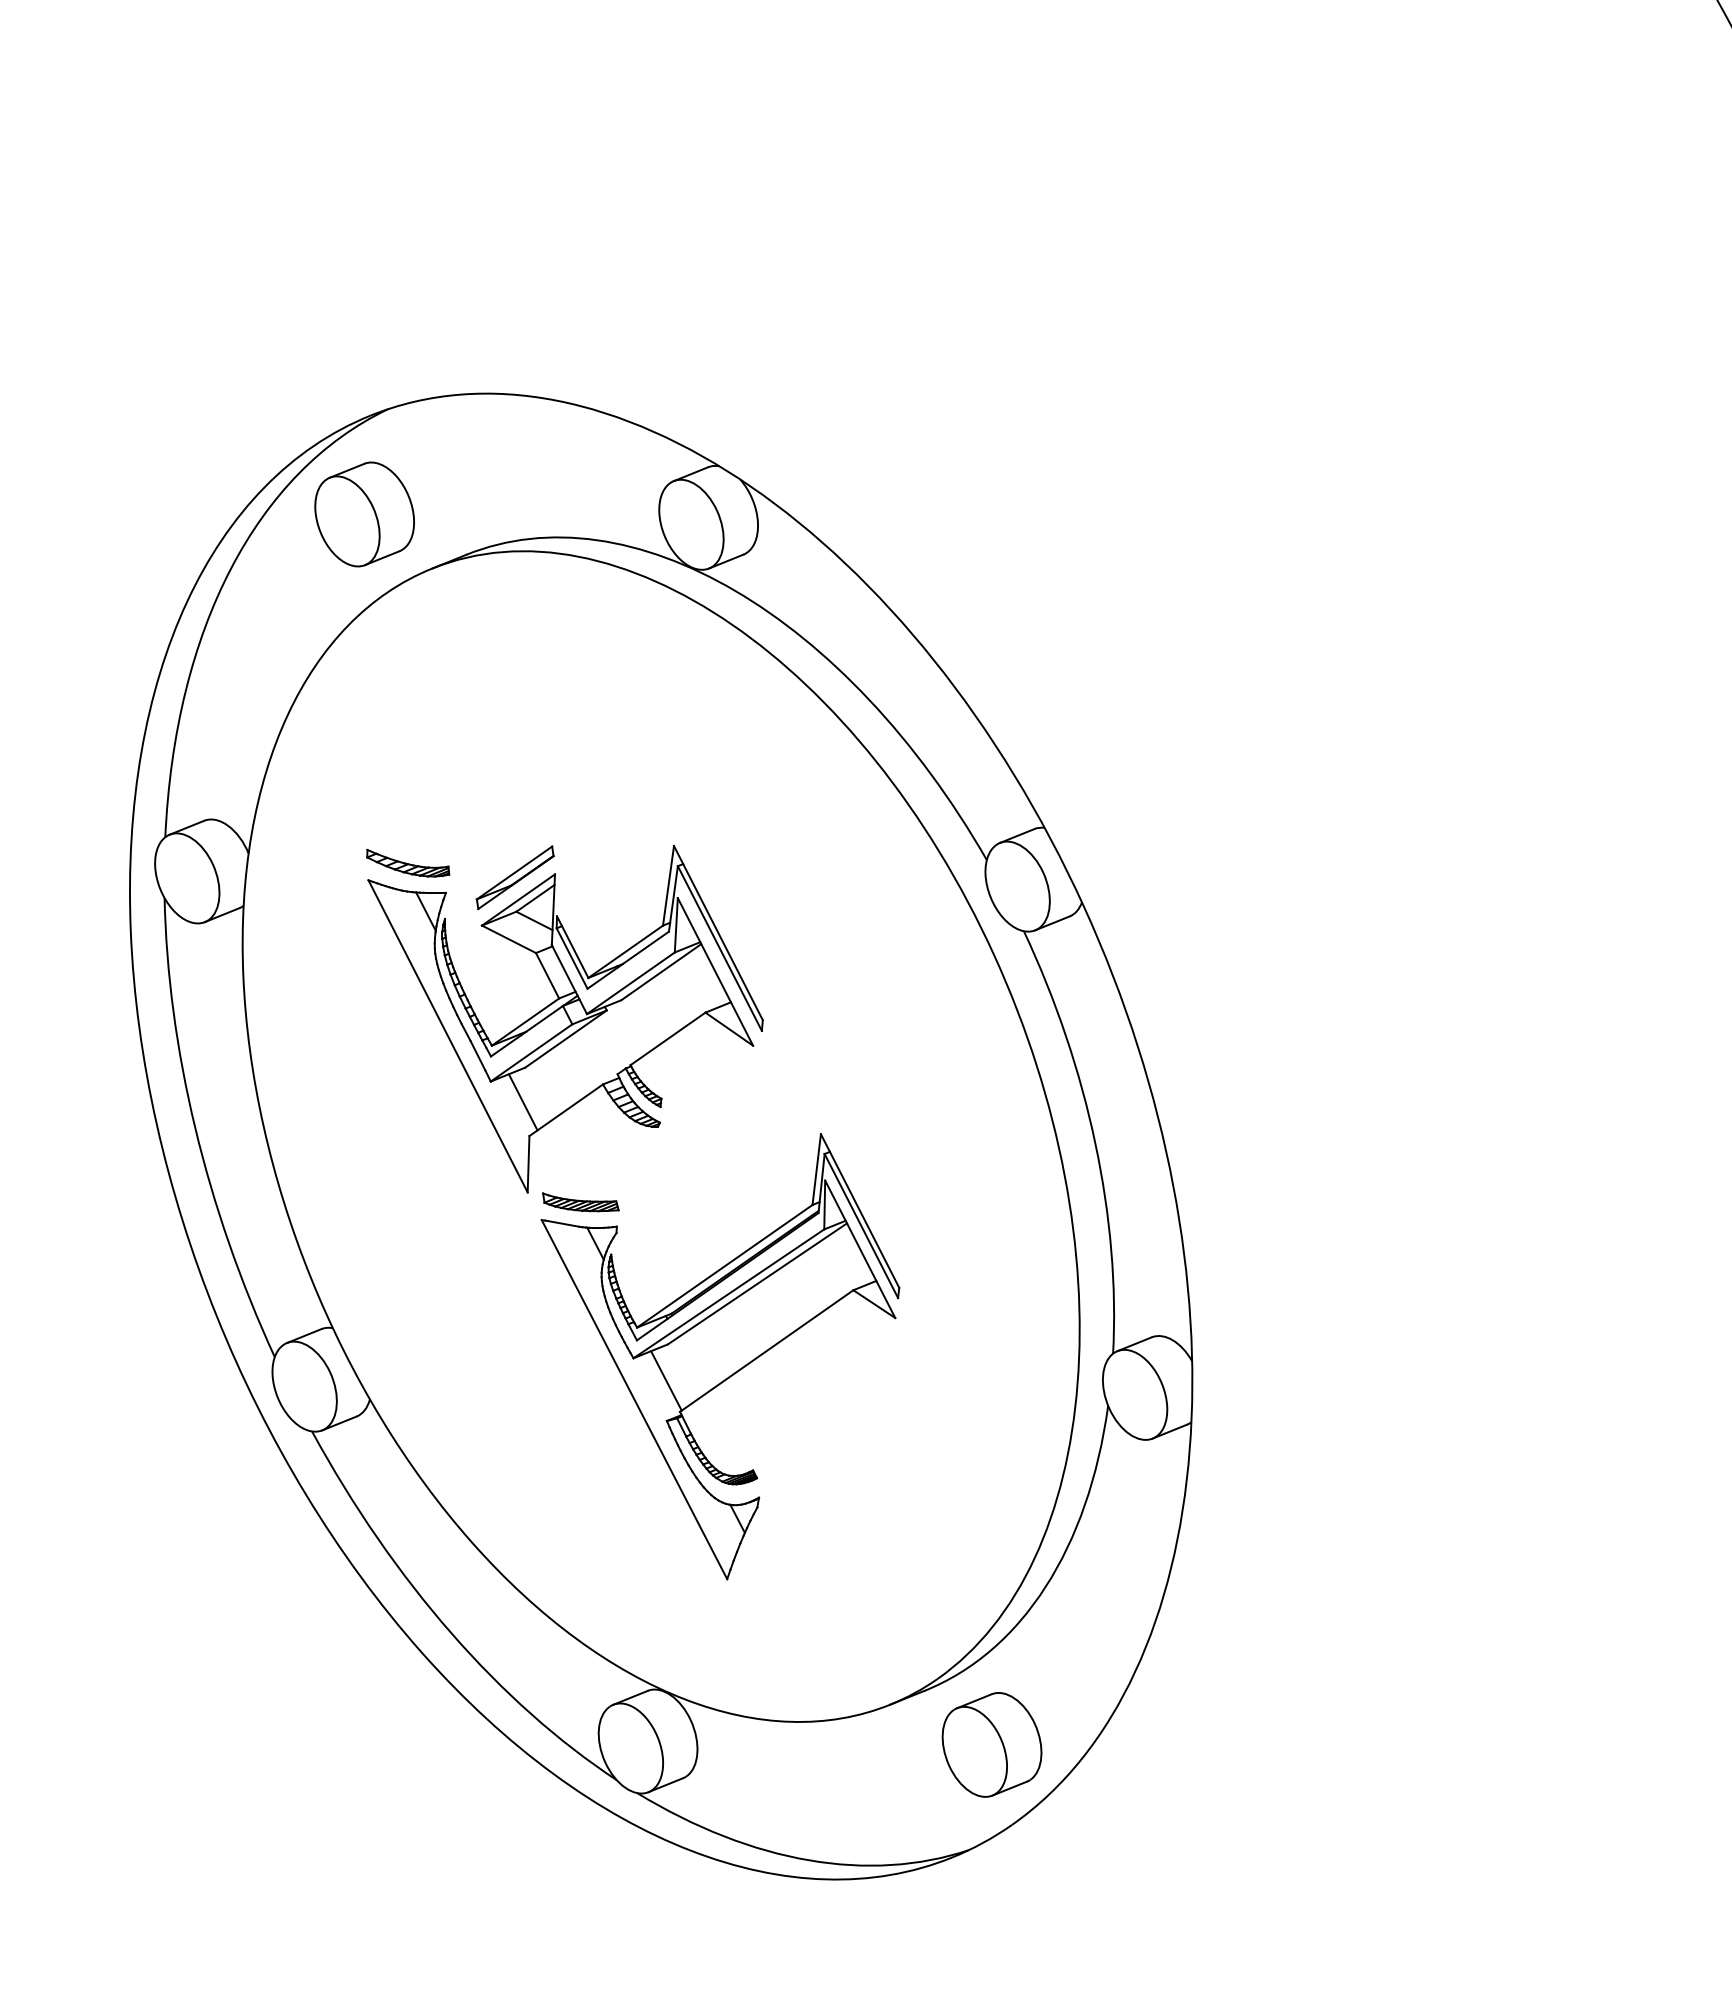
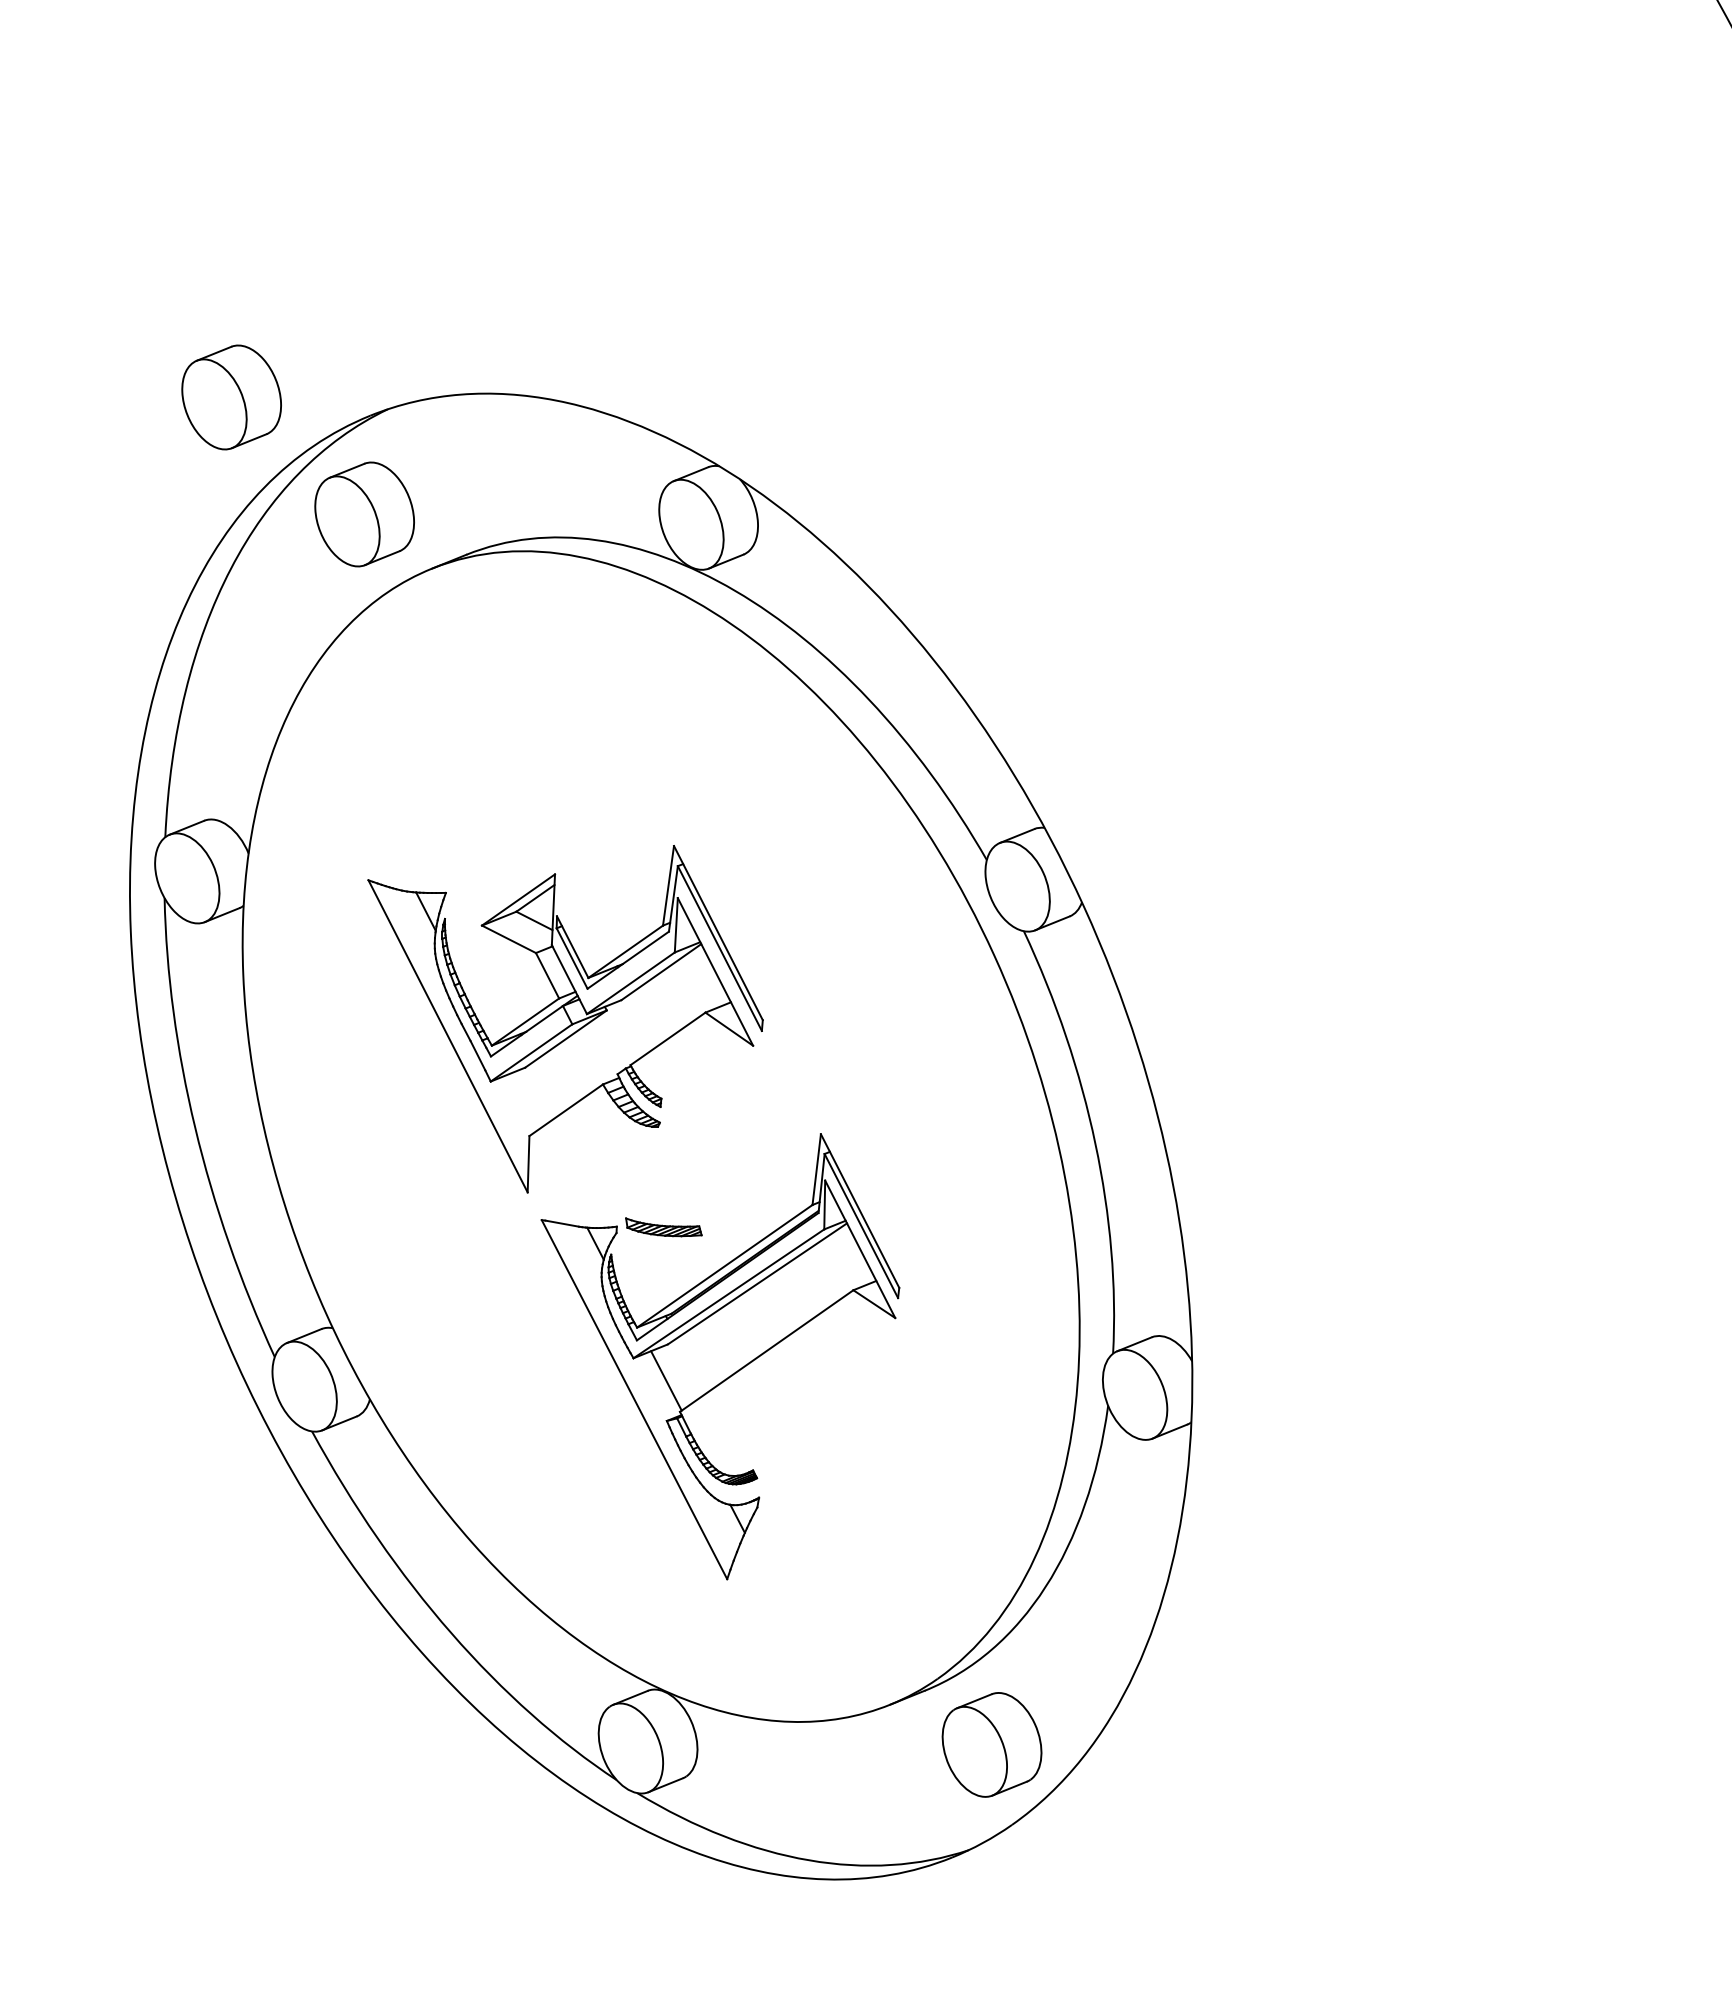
part: none -> present (231, 397)
part: present -> none (408, 862)
part: present -> none (514, 877)
line: present -> none (522, 1102)
part position: (580, 1202) -> (663, 1227) (663, 1227)
